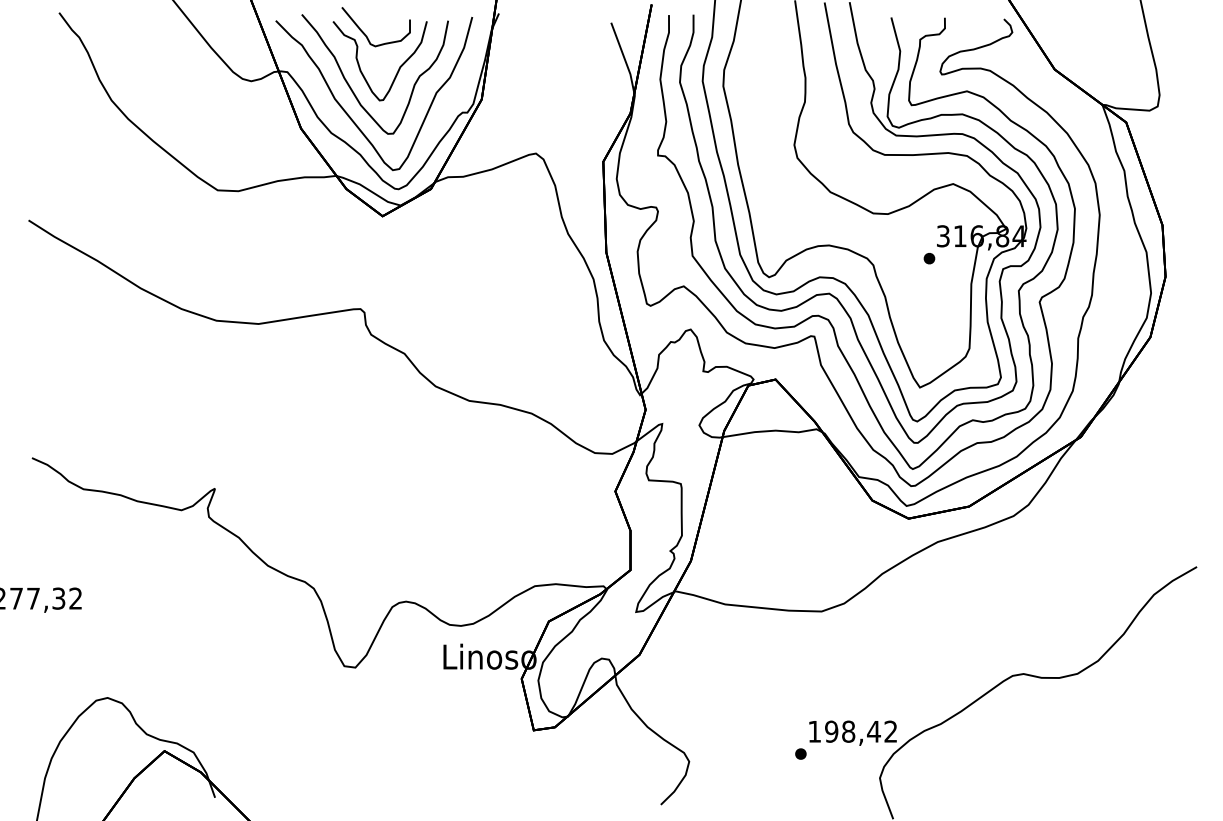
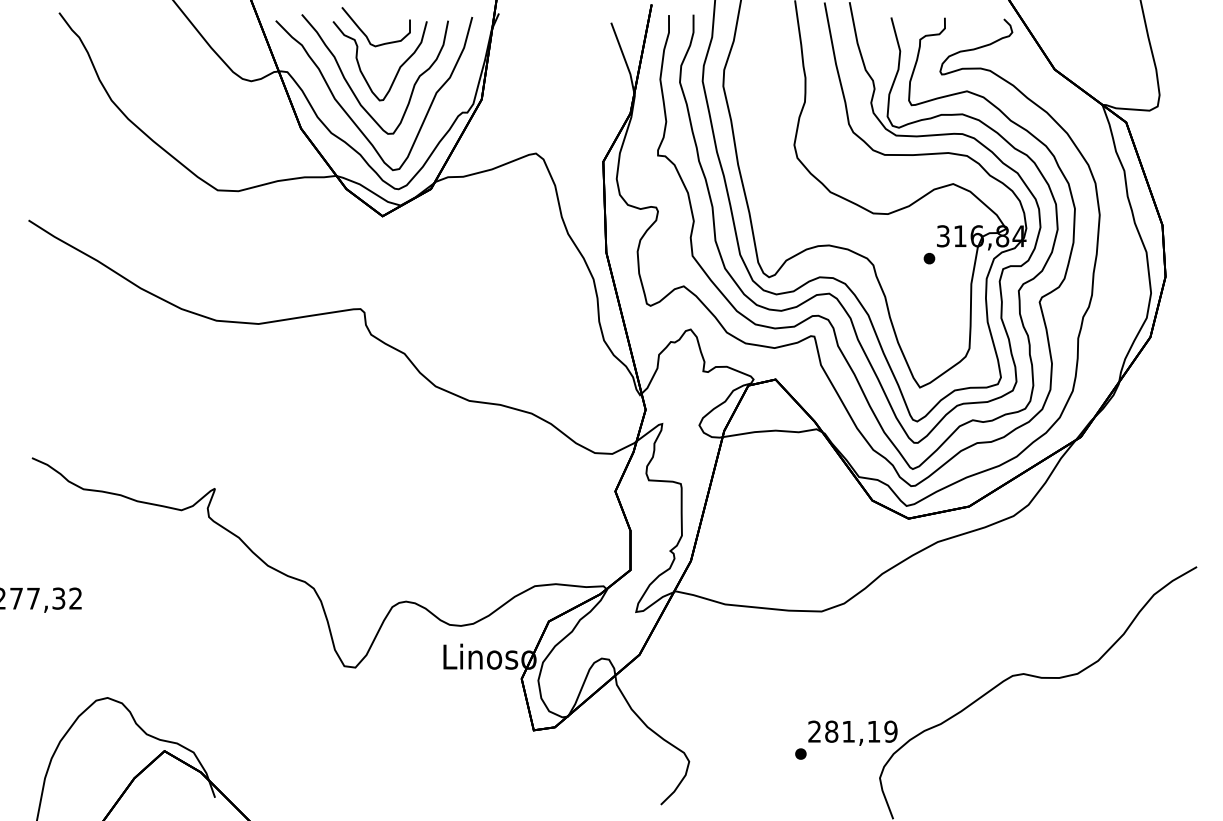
text: 198,42 -> 281,19 (852, 731)
